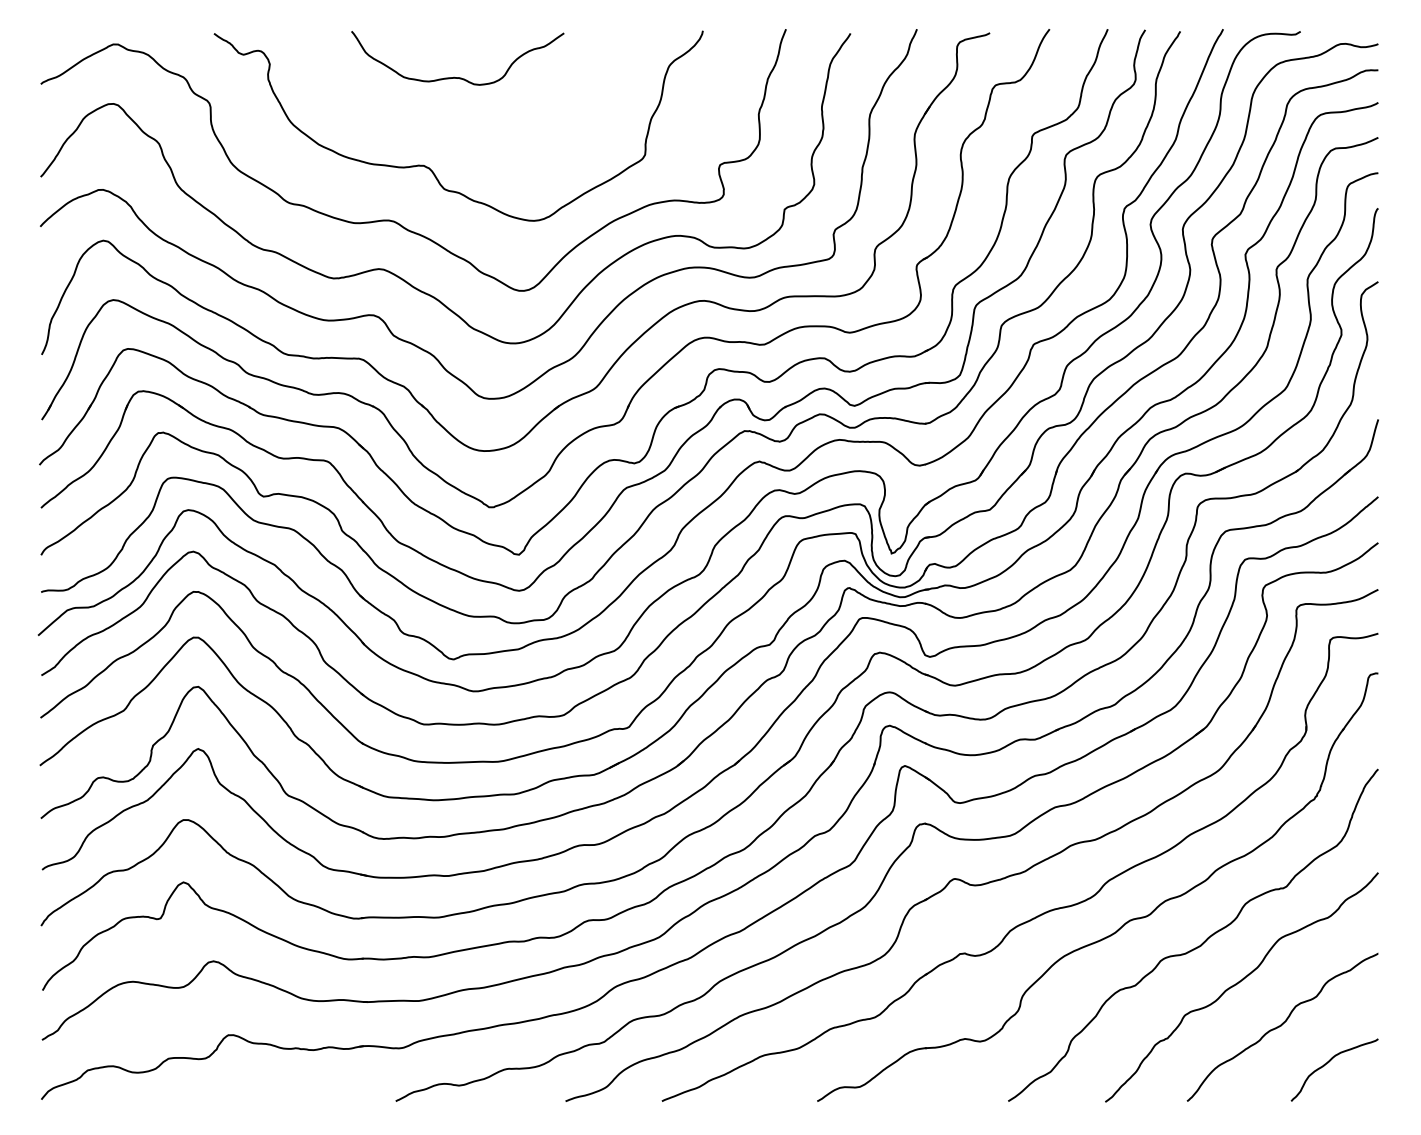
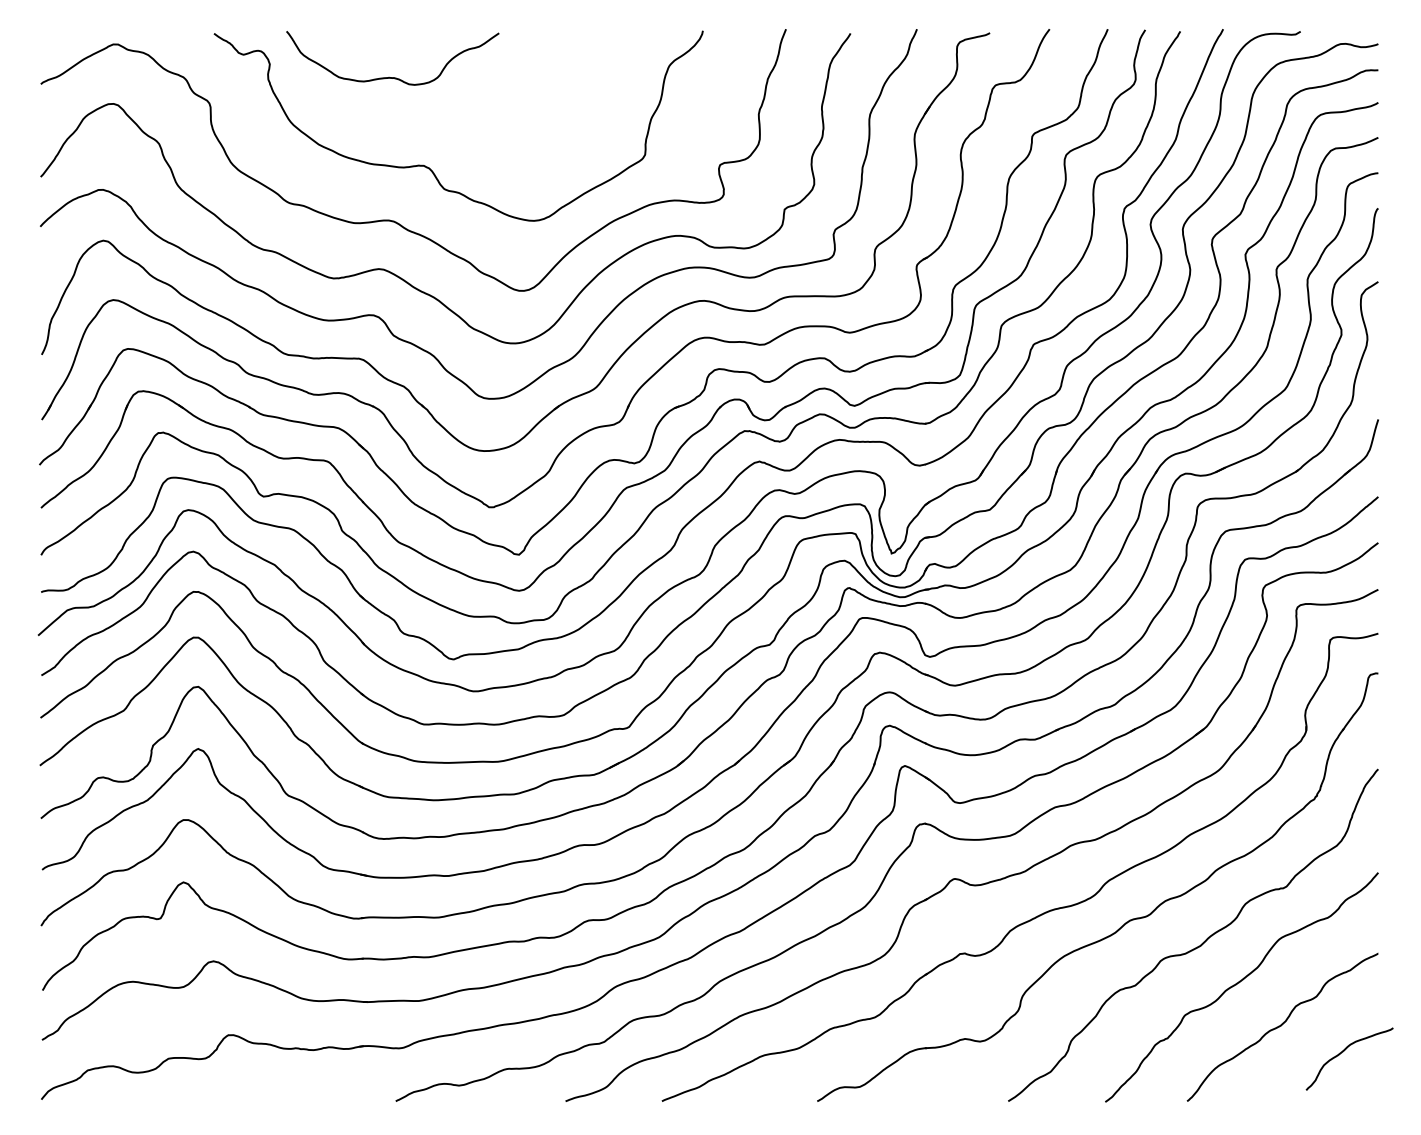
curve position: (454, 76) -> (389, 76) (389, 76)
curve position: (1328, 1063) -> (1343, 1052) (1343, 1052)
